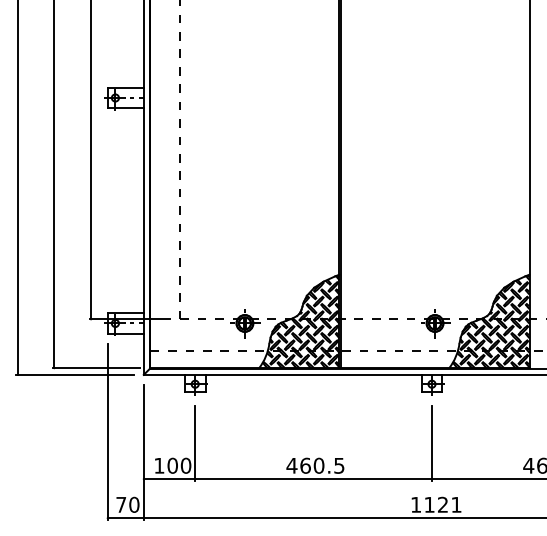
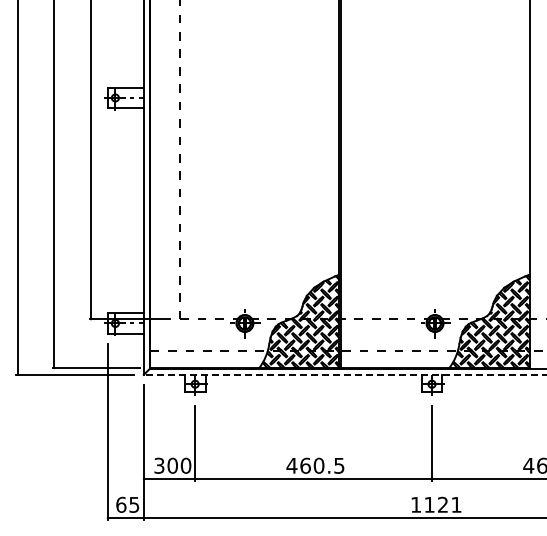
line: solid -> dashed (344, 374)
text: 100 -> 300 (159, 465)
text: 70 -> 65 (127, 504)
